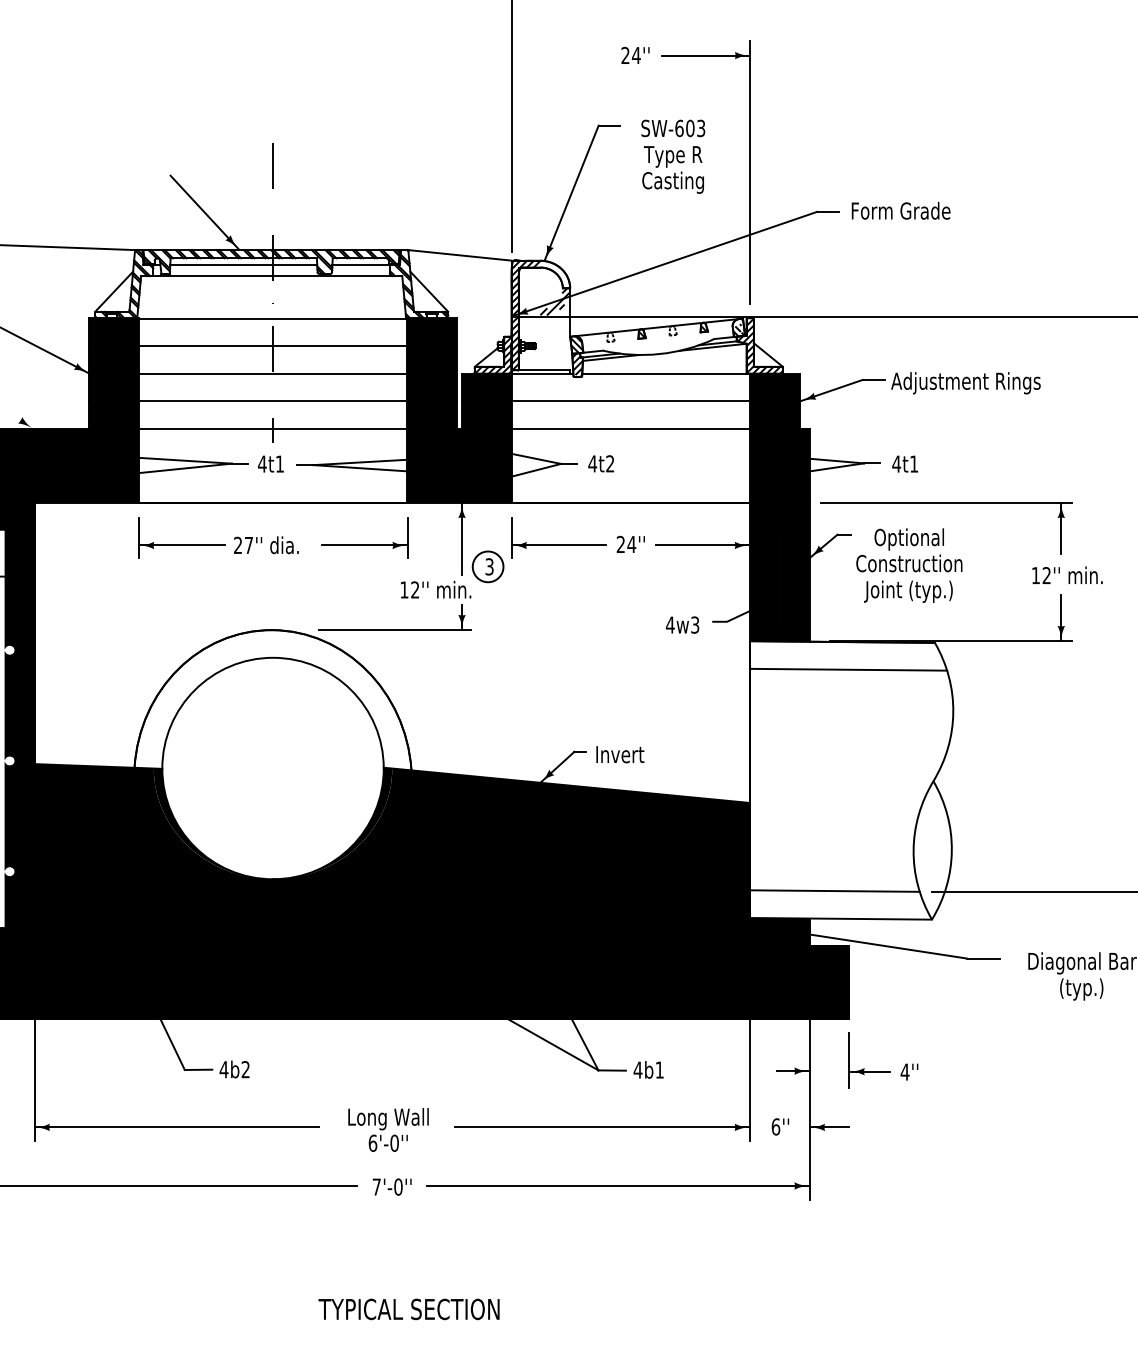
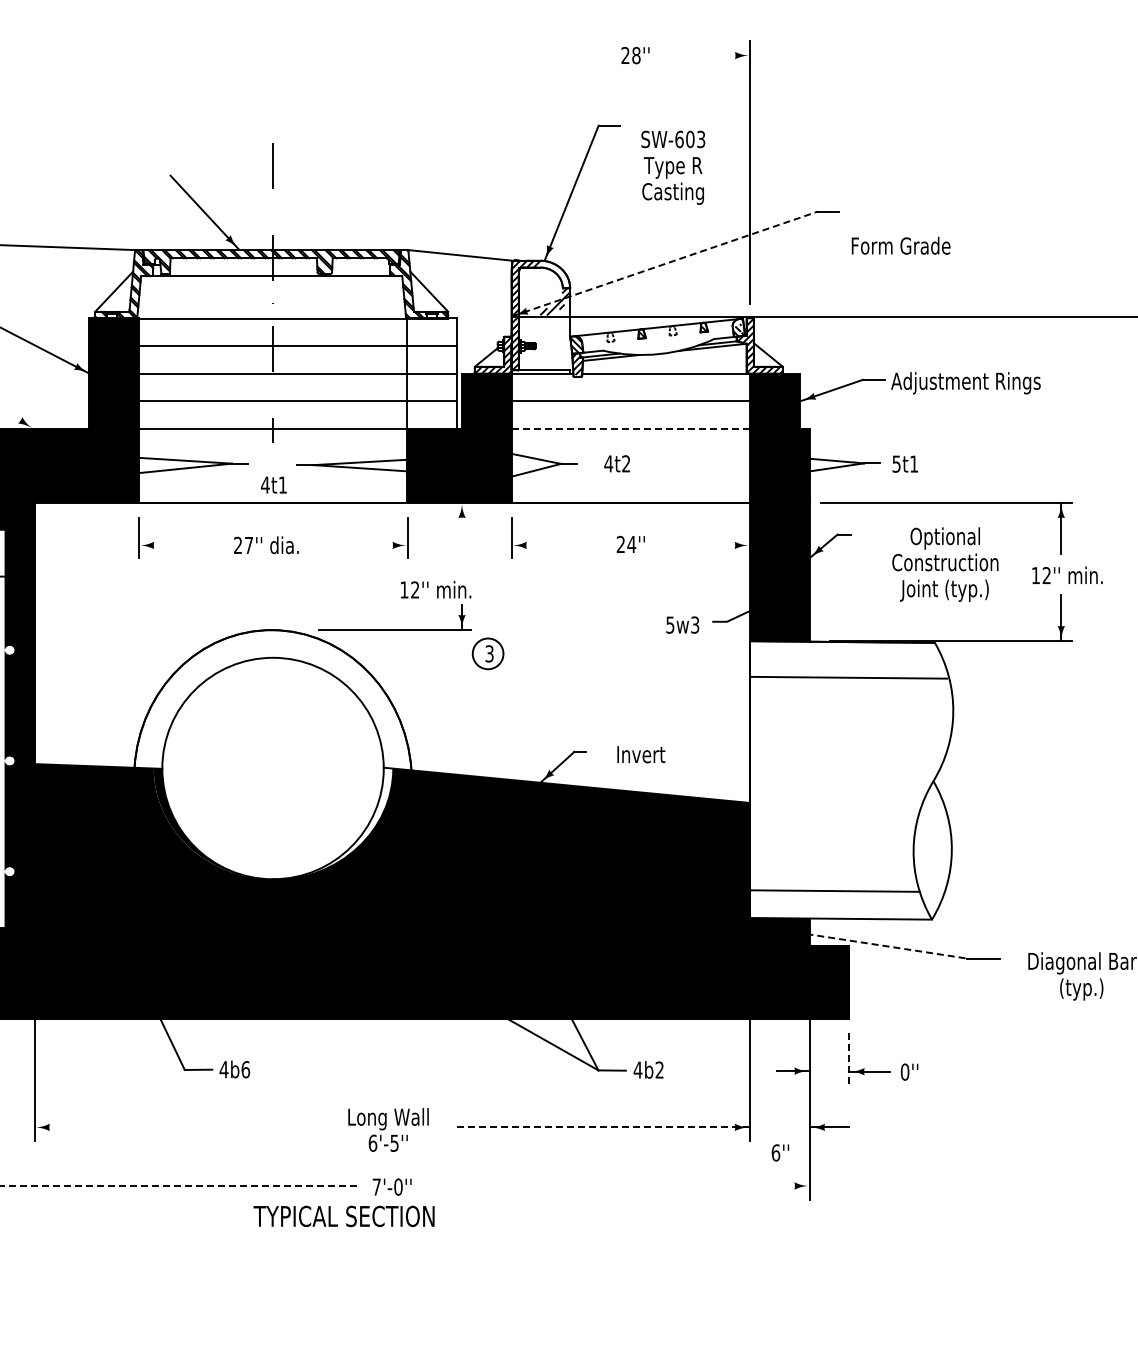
text: 24'' -> 28'' (635, 55)
line: present -> none (706, 55)
line: present -> none (511, 127)
text position: (673, 156) -> (673, 167) (673, 167)
text position: (900, 210) -> (900, 245) (900, 245)
line: present -> none (243, 264)
line: present -> none (361, 264)
line: solid -> dashed (665, 264)
fill: present -> none (431, 373)
line: solid -> dashed (631, 429)
text position: (270, 463) -> (273, 484) (273, 484)
text position: (600, 463) -> (616, 463) (616, 463)
text: 4t1 -> 5t1 (896, 463)
line: present -> none (462, 538)
line: present -> none (181, 545)
line: present -> none (364, 545)
line: present -> none (558, 545)
line: present -> none (702, 545)
text position: (909, 565) -> (945, 564) (945, 564)
part position: (487, 566) -> (487, 653) (487, 653)
text: 4w3 -> 5w3 (669, 624)
line position: (848, 669) -> (848, 677) (848, 677)
text position: (620, 754) -> (641, 754) (641, 754)
fill: present -> none (332, 823)
line: present -> none (1033, 891)
line: solid -> dashed (881, 945)
line: solid -> dashed (849, 1061)
text: 4b2 -> 4b6 (245, 1069)
text: 4b1 -> 4b2 (659, 1069)
text: 4'' -> 0'' (904, 1071)
text position: (780, 1126) -> (780, 1152) (780, 1152)
line: present -> none (176, 1127)
line: solid -> dashed (602, 1127)
text: 6'-0'' -> 6'-5'' (394, 1142)
line: solid -> dashed (178, 1185)
line: present -> none (617, 1185)
text position: (408, 1309) -> (343, 1216) (343, 1216)
